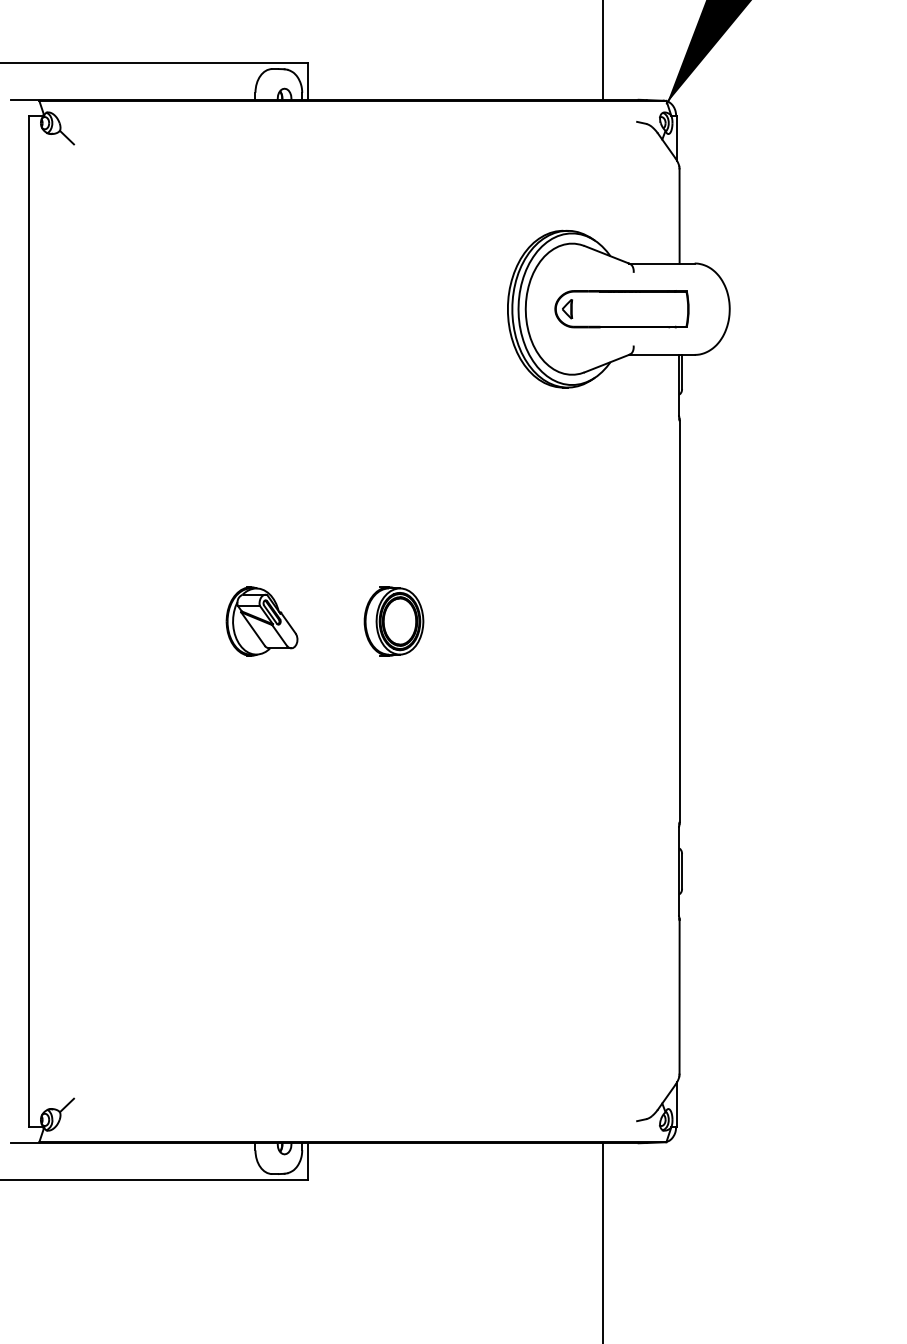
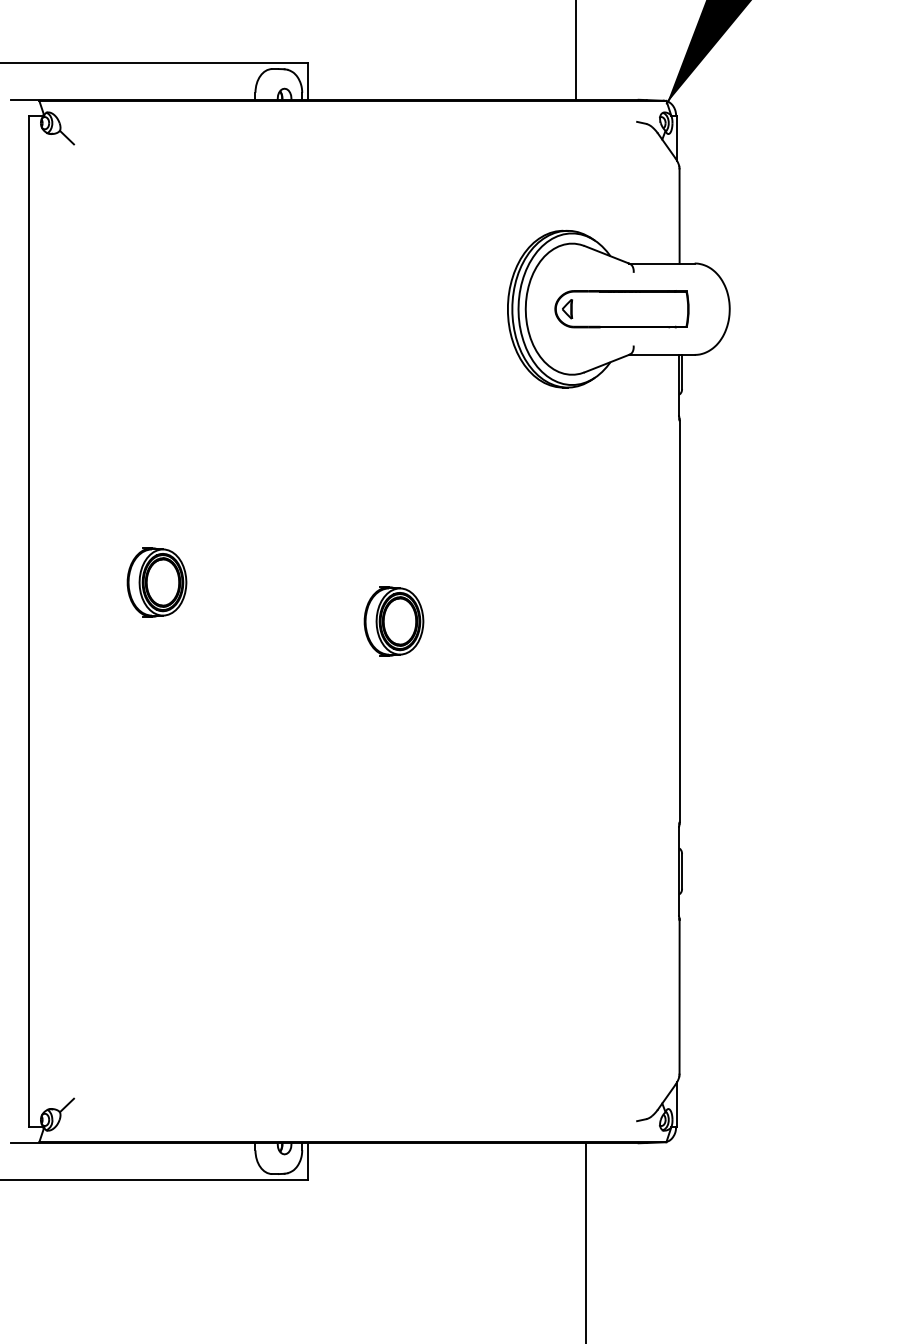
line position: (602, 50) -> (575, 50) (575, 50)
part: none -> present (156, 582)
part: present -> none (261, 621)
line position: (602, 1241) -> (585, 1241) (585, 1241)
